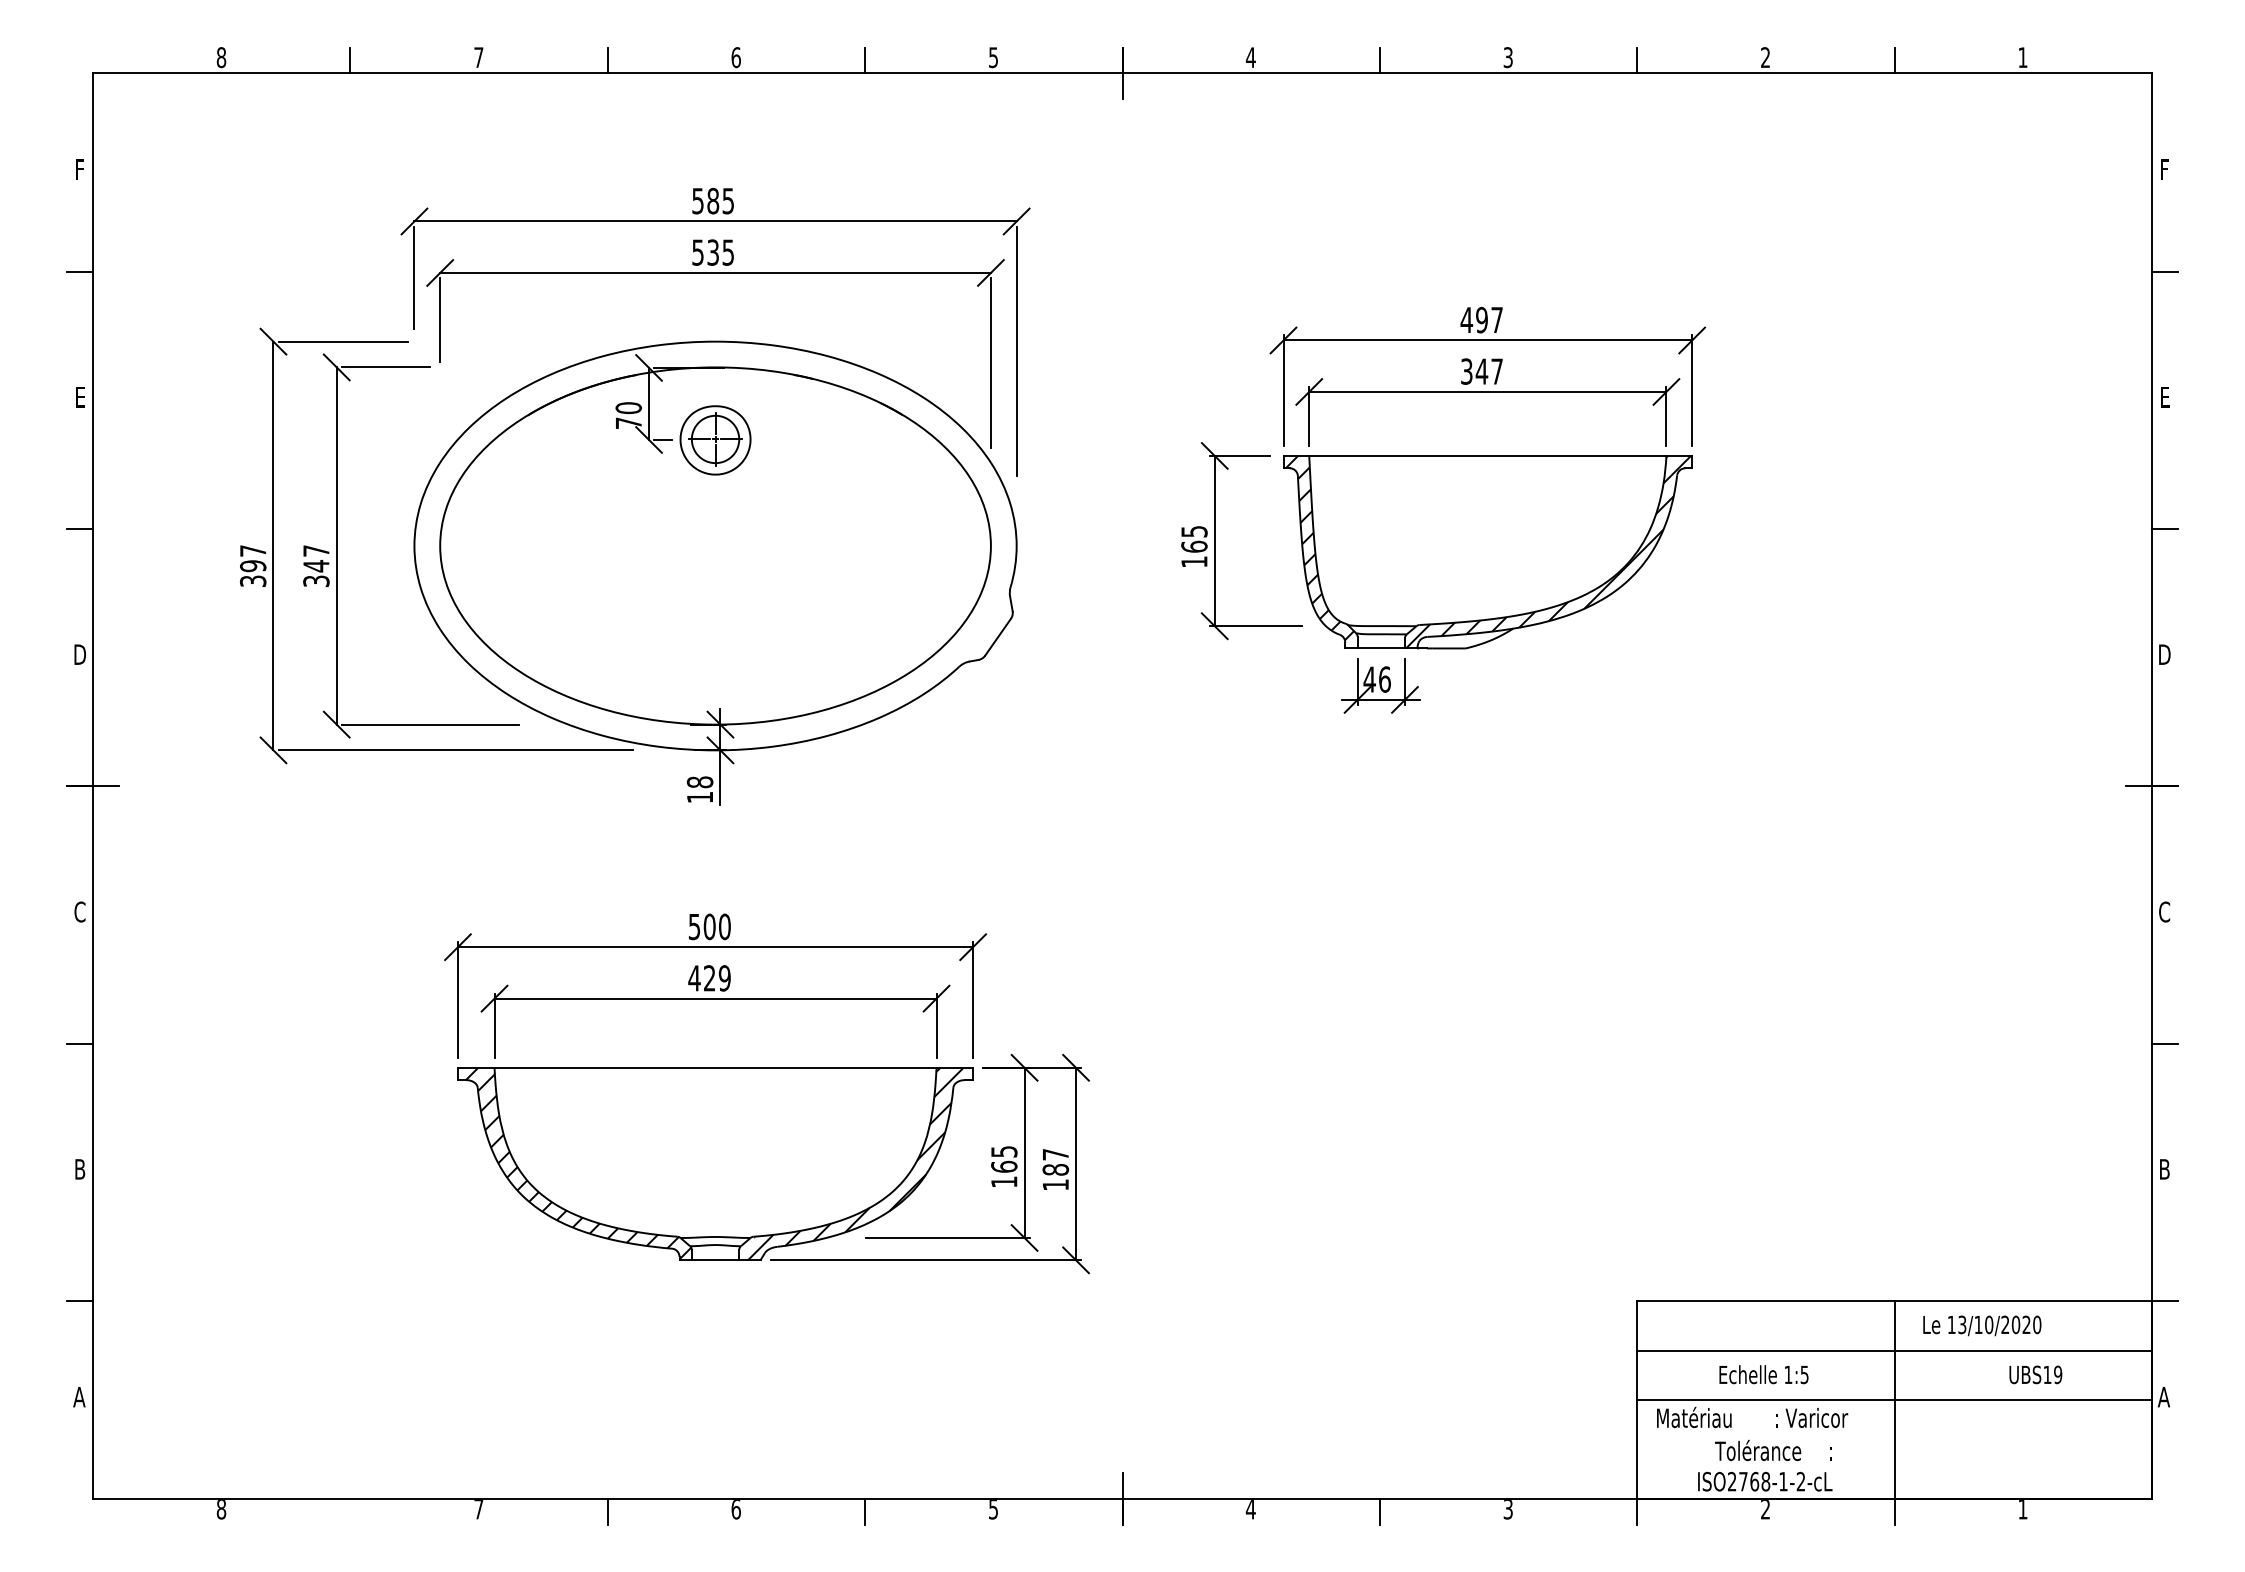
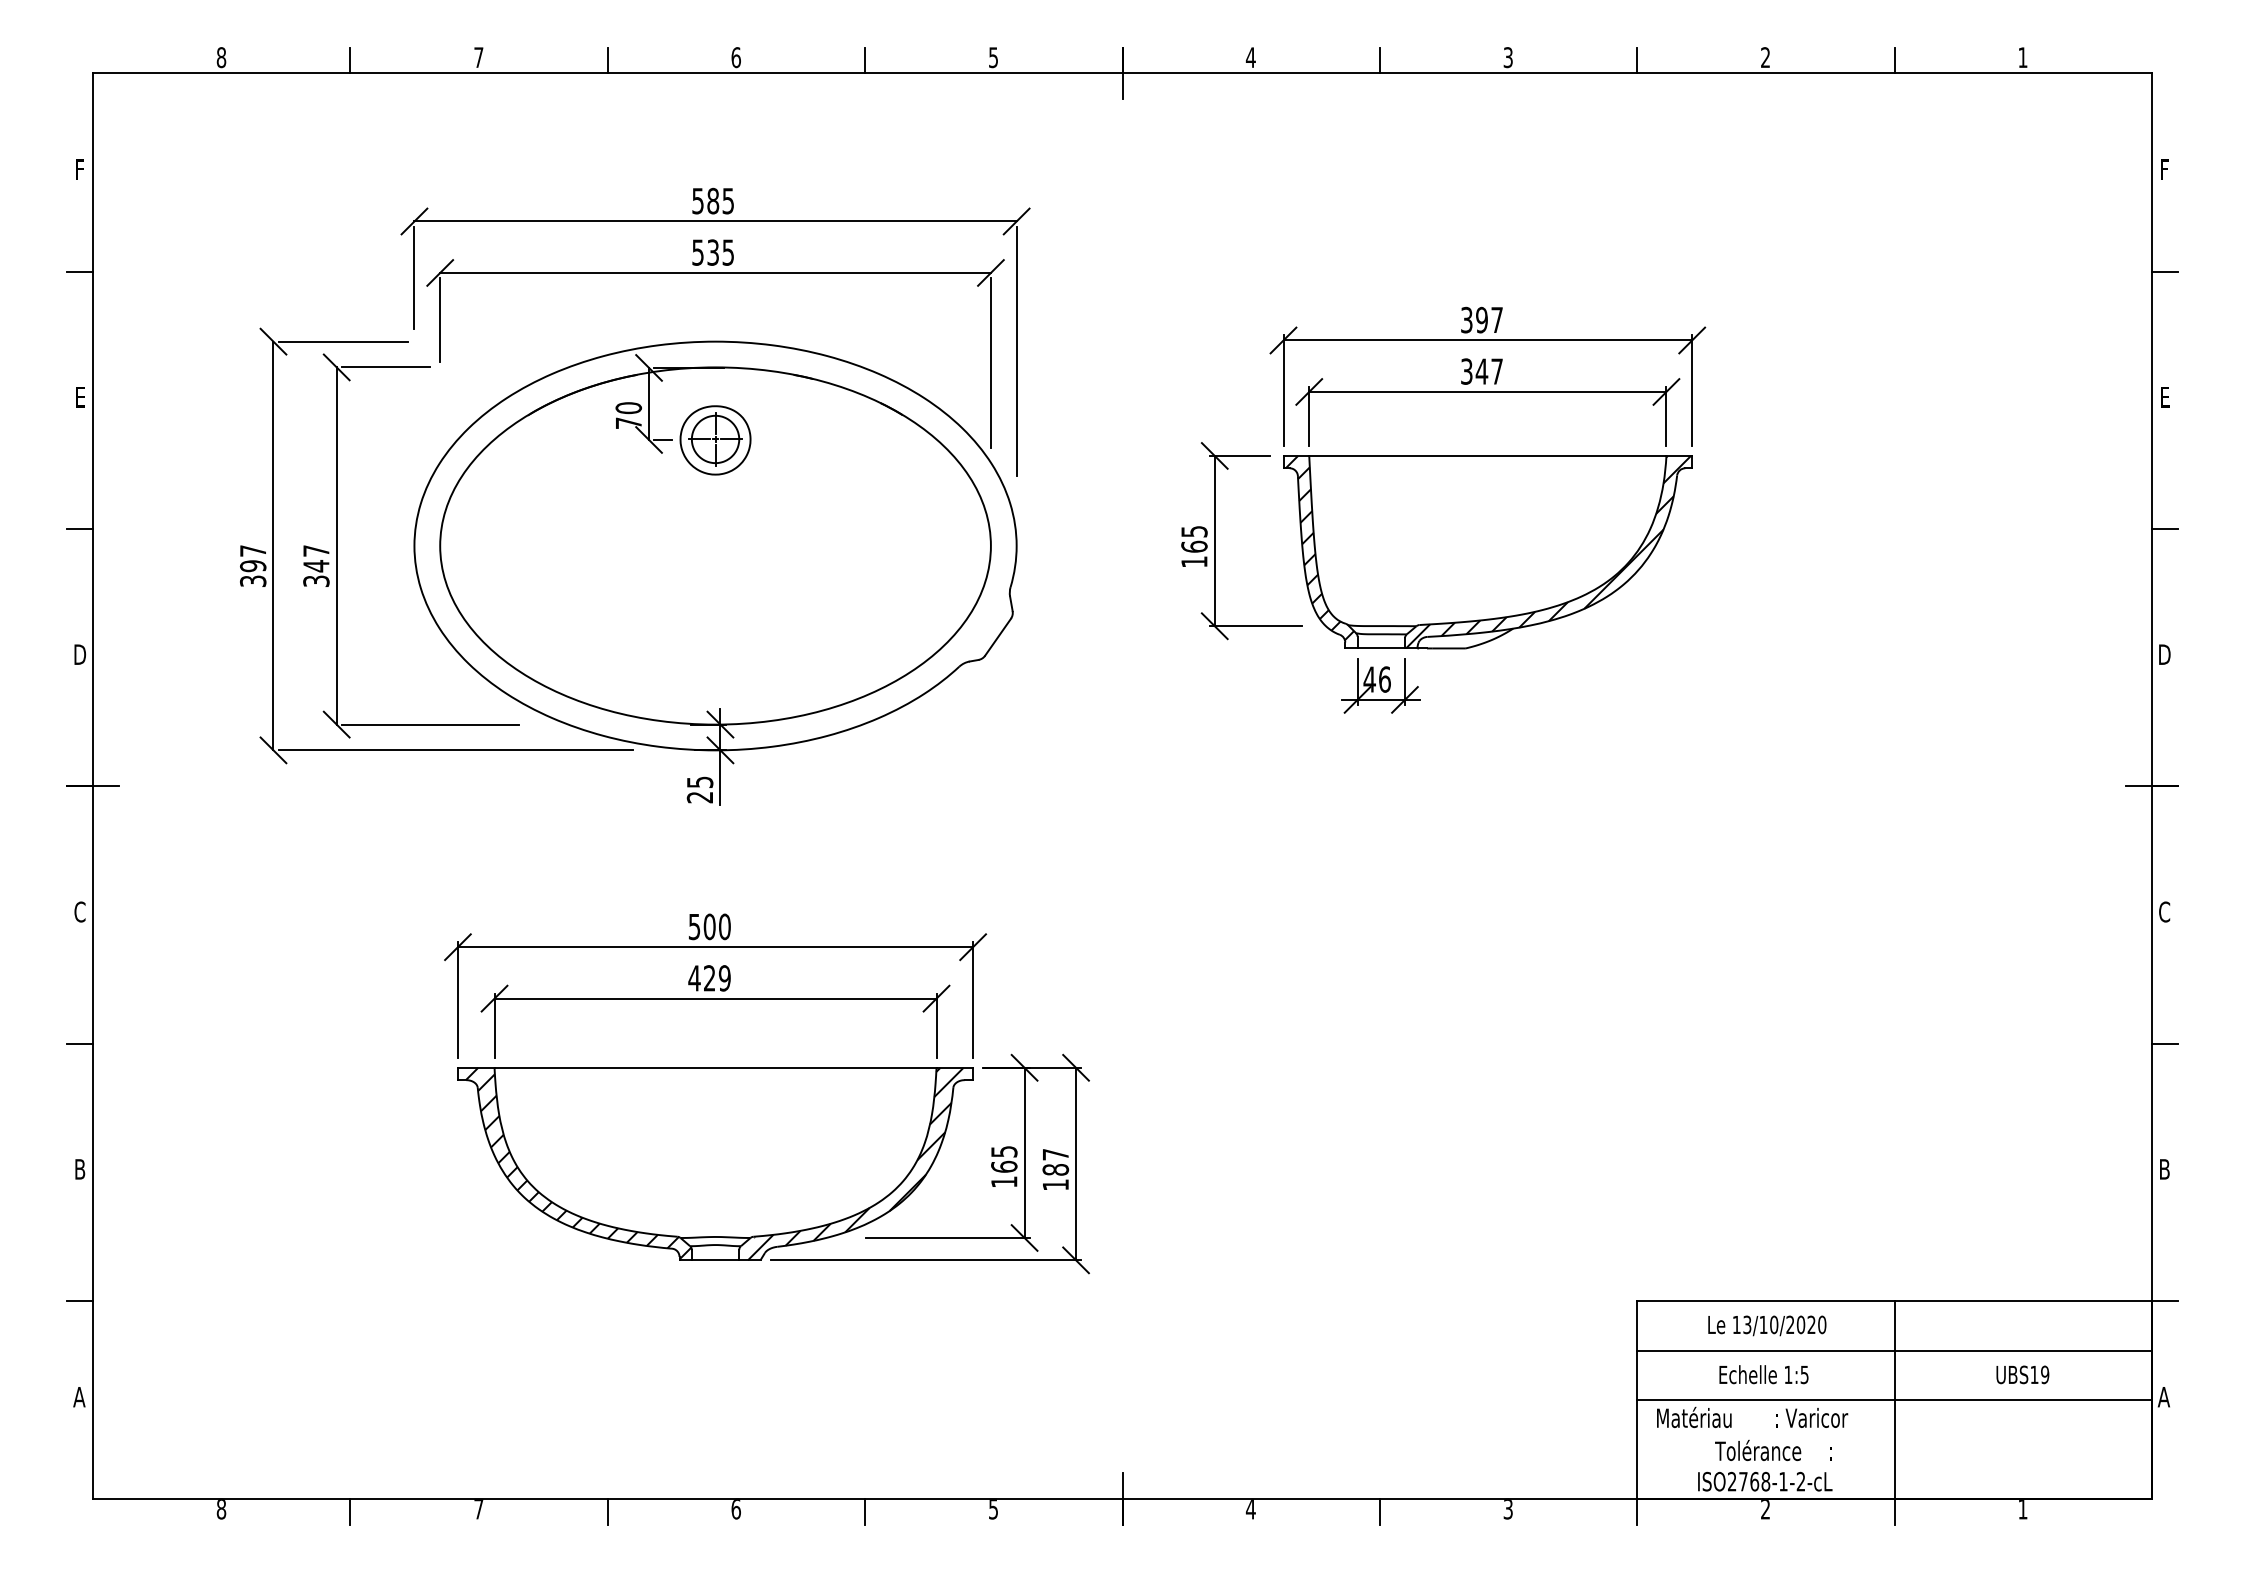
text: 497 -> 397 (1466, 319)
text: 18 -> 25 (699, 789)
text position: (1982, 1325) -> (1767, 1325) (1767, 1325)
text position: (2035, 1374) -> (2022, 1374) (2022, 1374)
line: none -> present (350, 1511)
